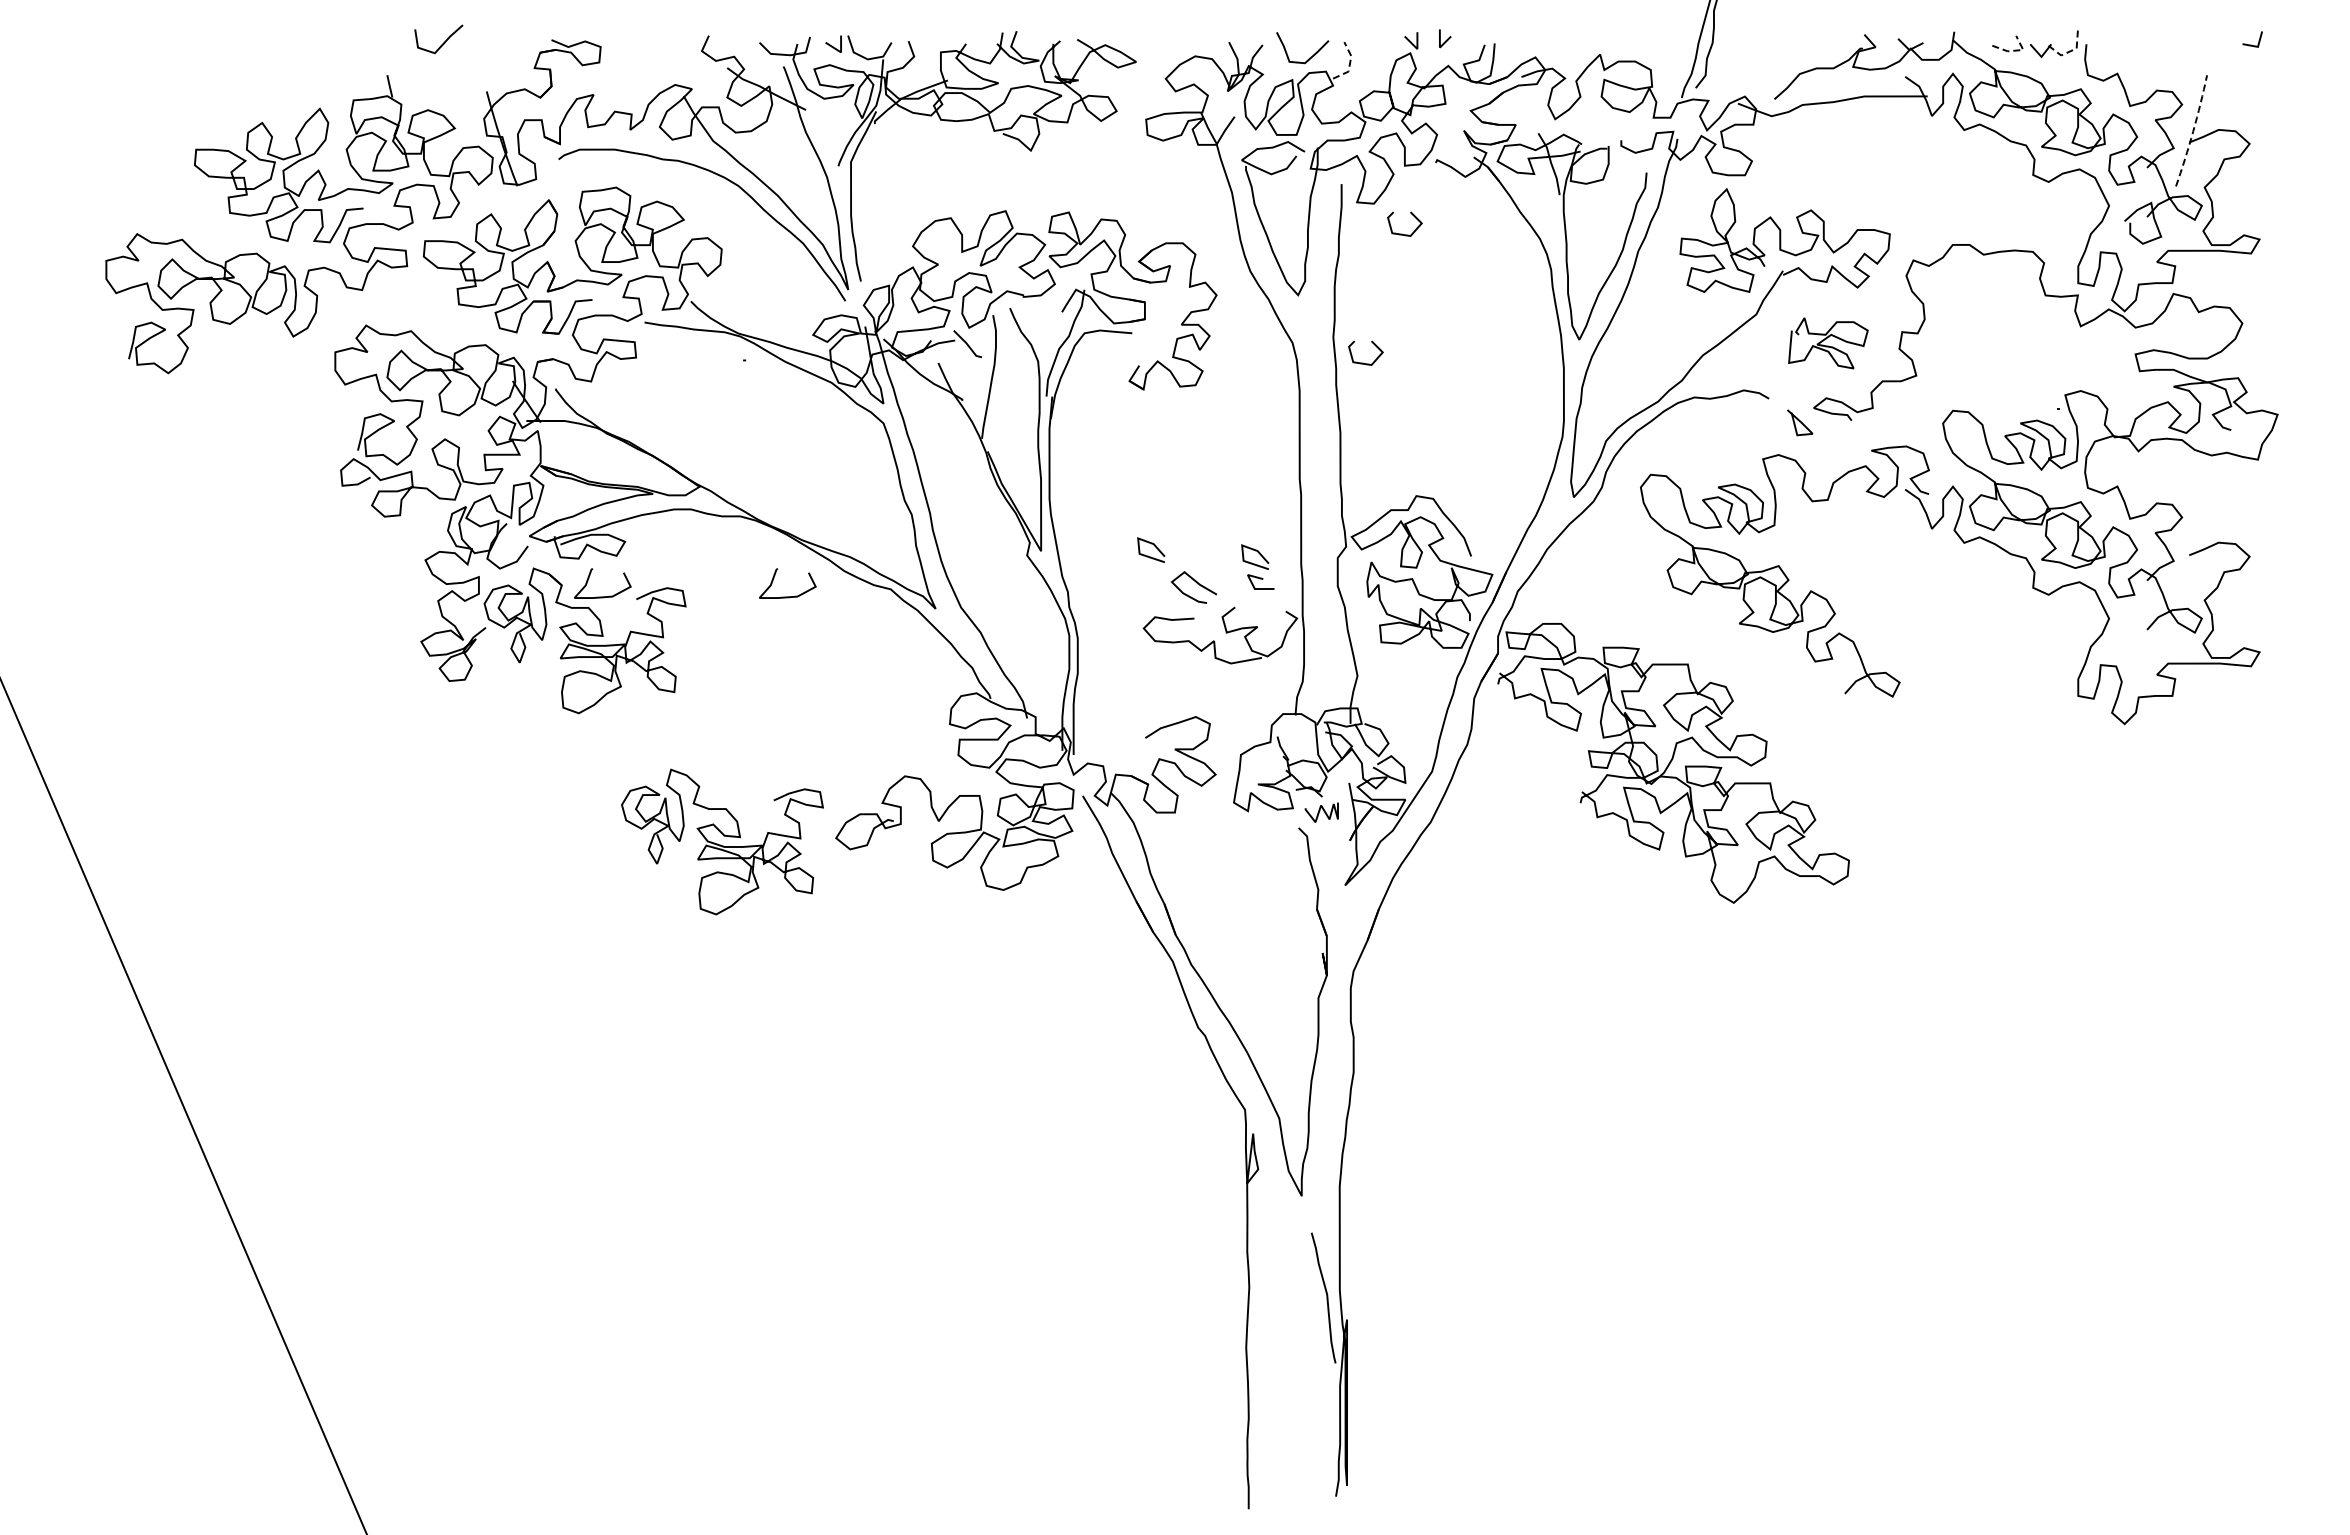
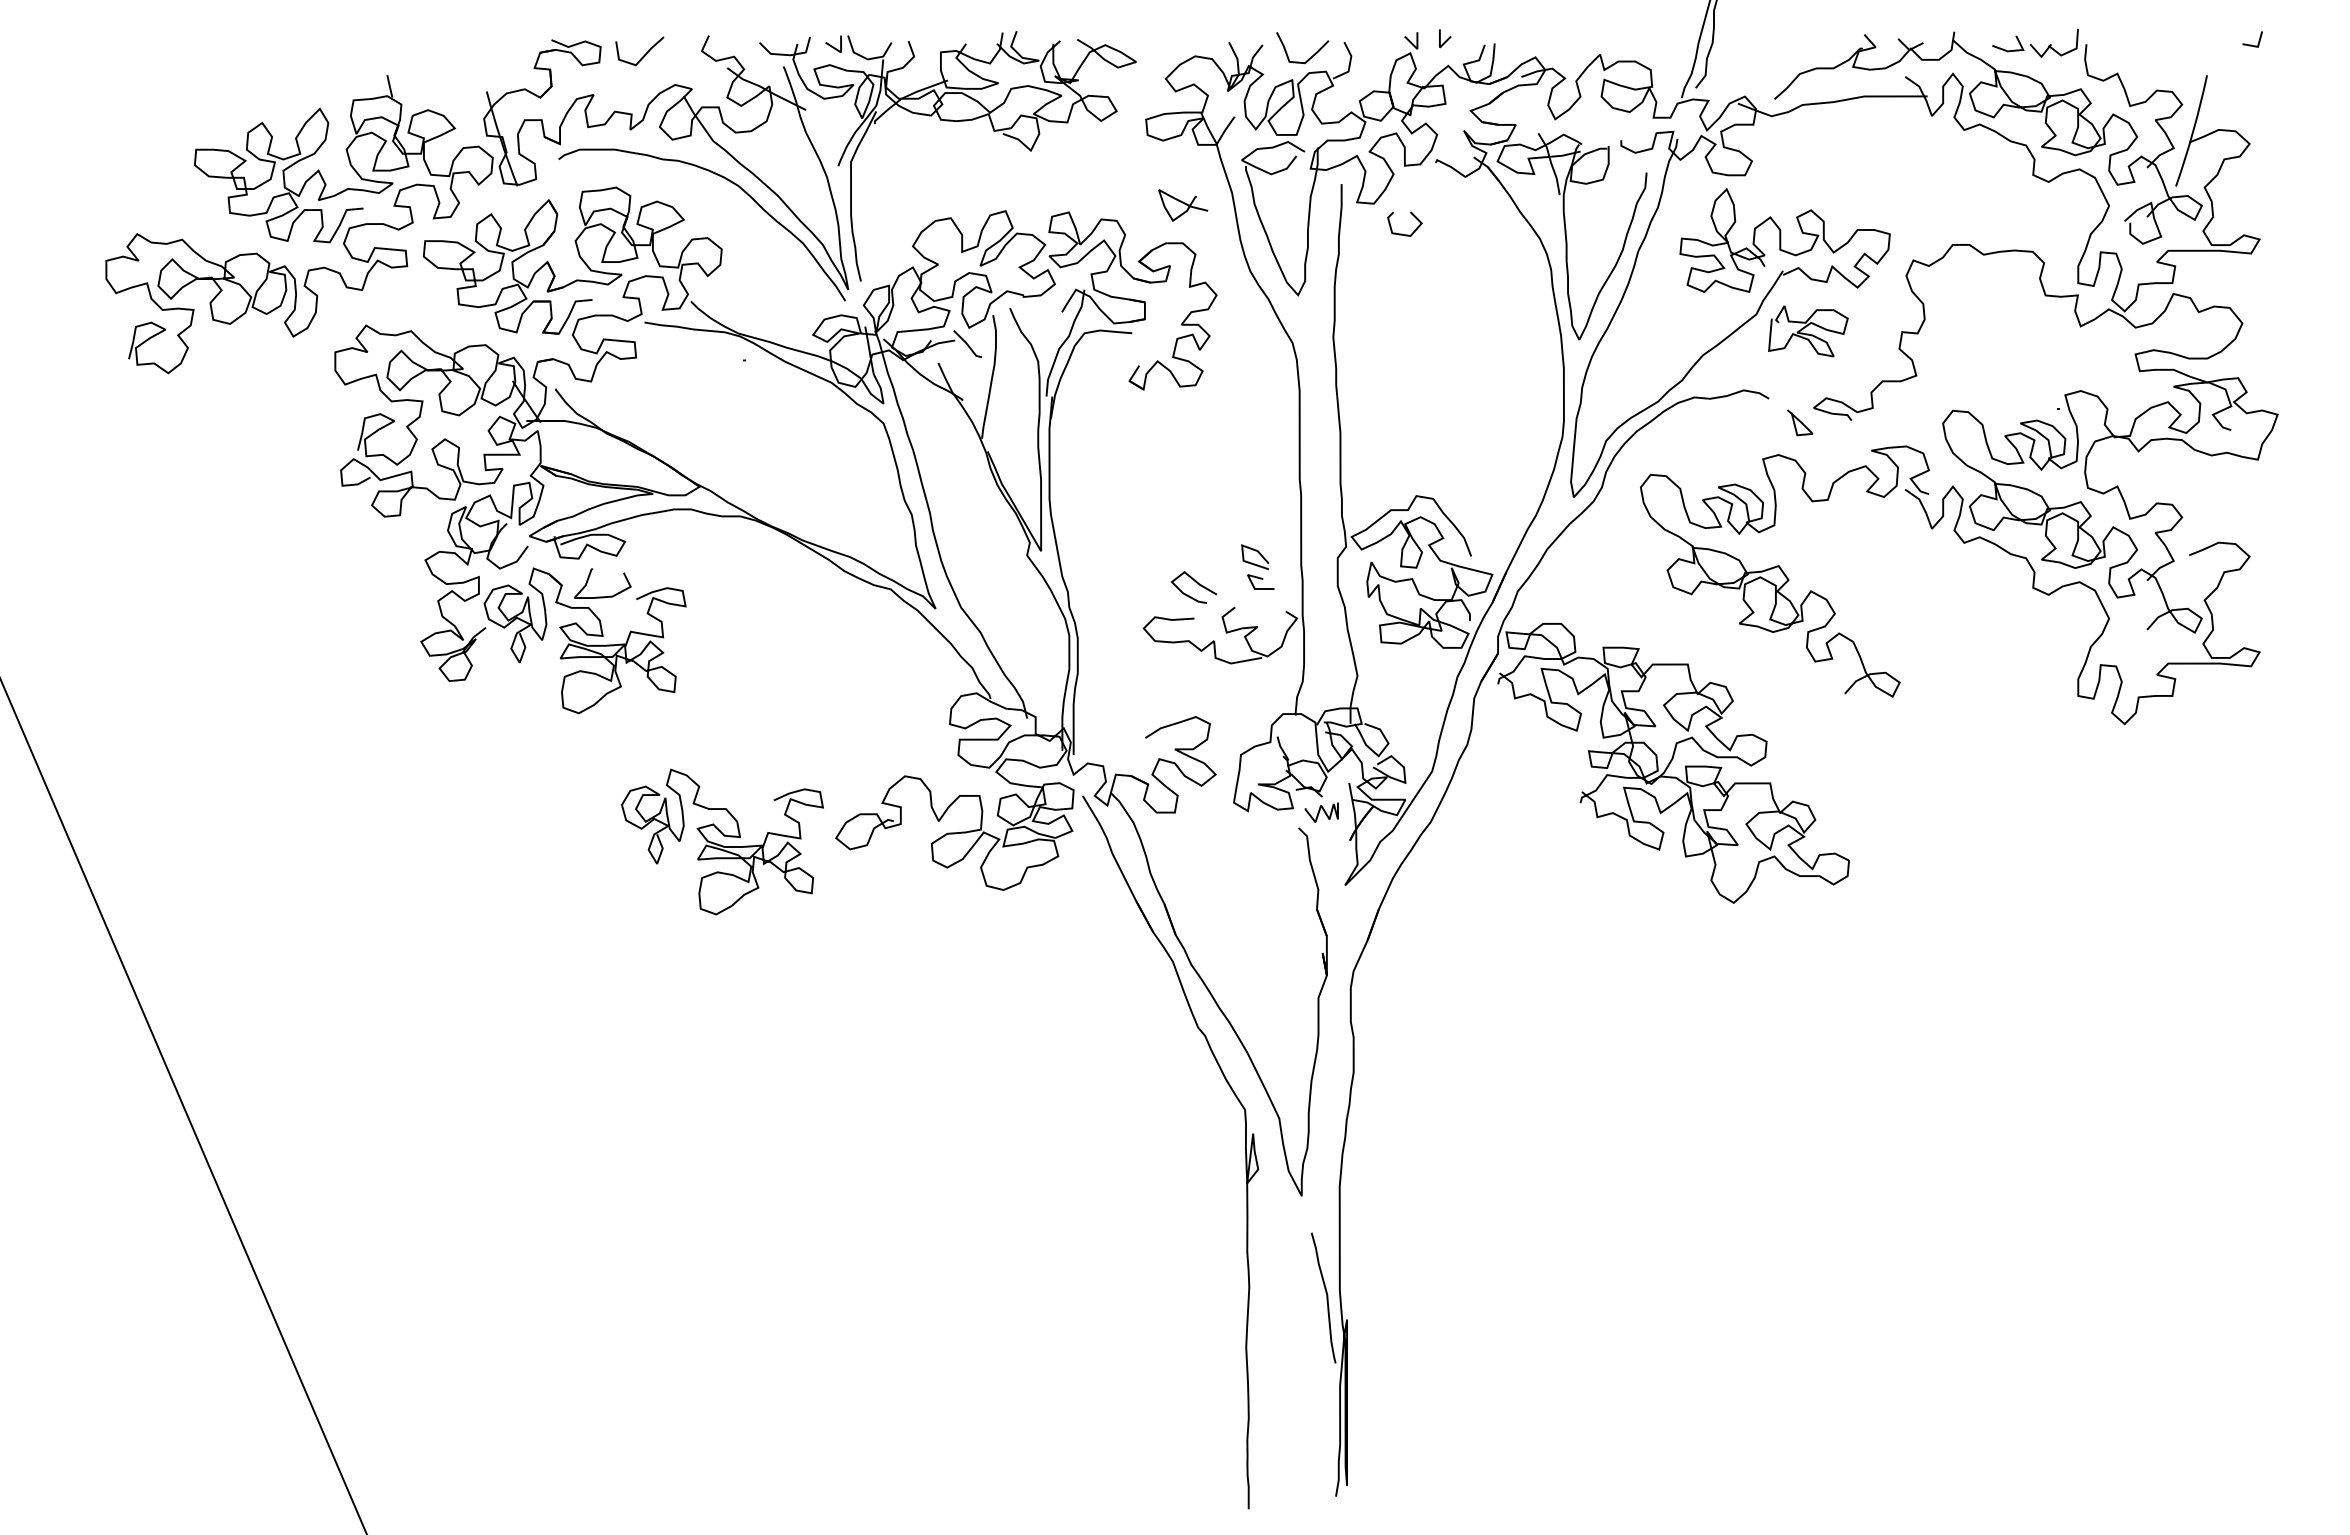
line position: (442, 43) -> (643, 55) (643, 55)
line: dashed -> solid (2015, 50)
line: dashed -> solid (2070, 51)
line: dashed -> solid (1349, 63)
arc: dashed -> solid (2193, 131)
curve: none -> present (1184, 204)
curve position: (1828, 345) -> (1808, 333) (1808, 333)
curve: present -> none (1363, 362)
line: present -> none (1154, 546)
curve: present -> none (787, 596)
